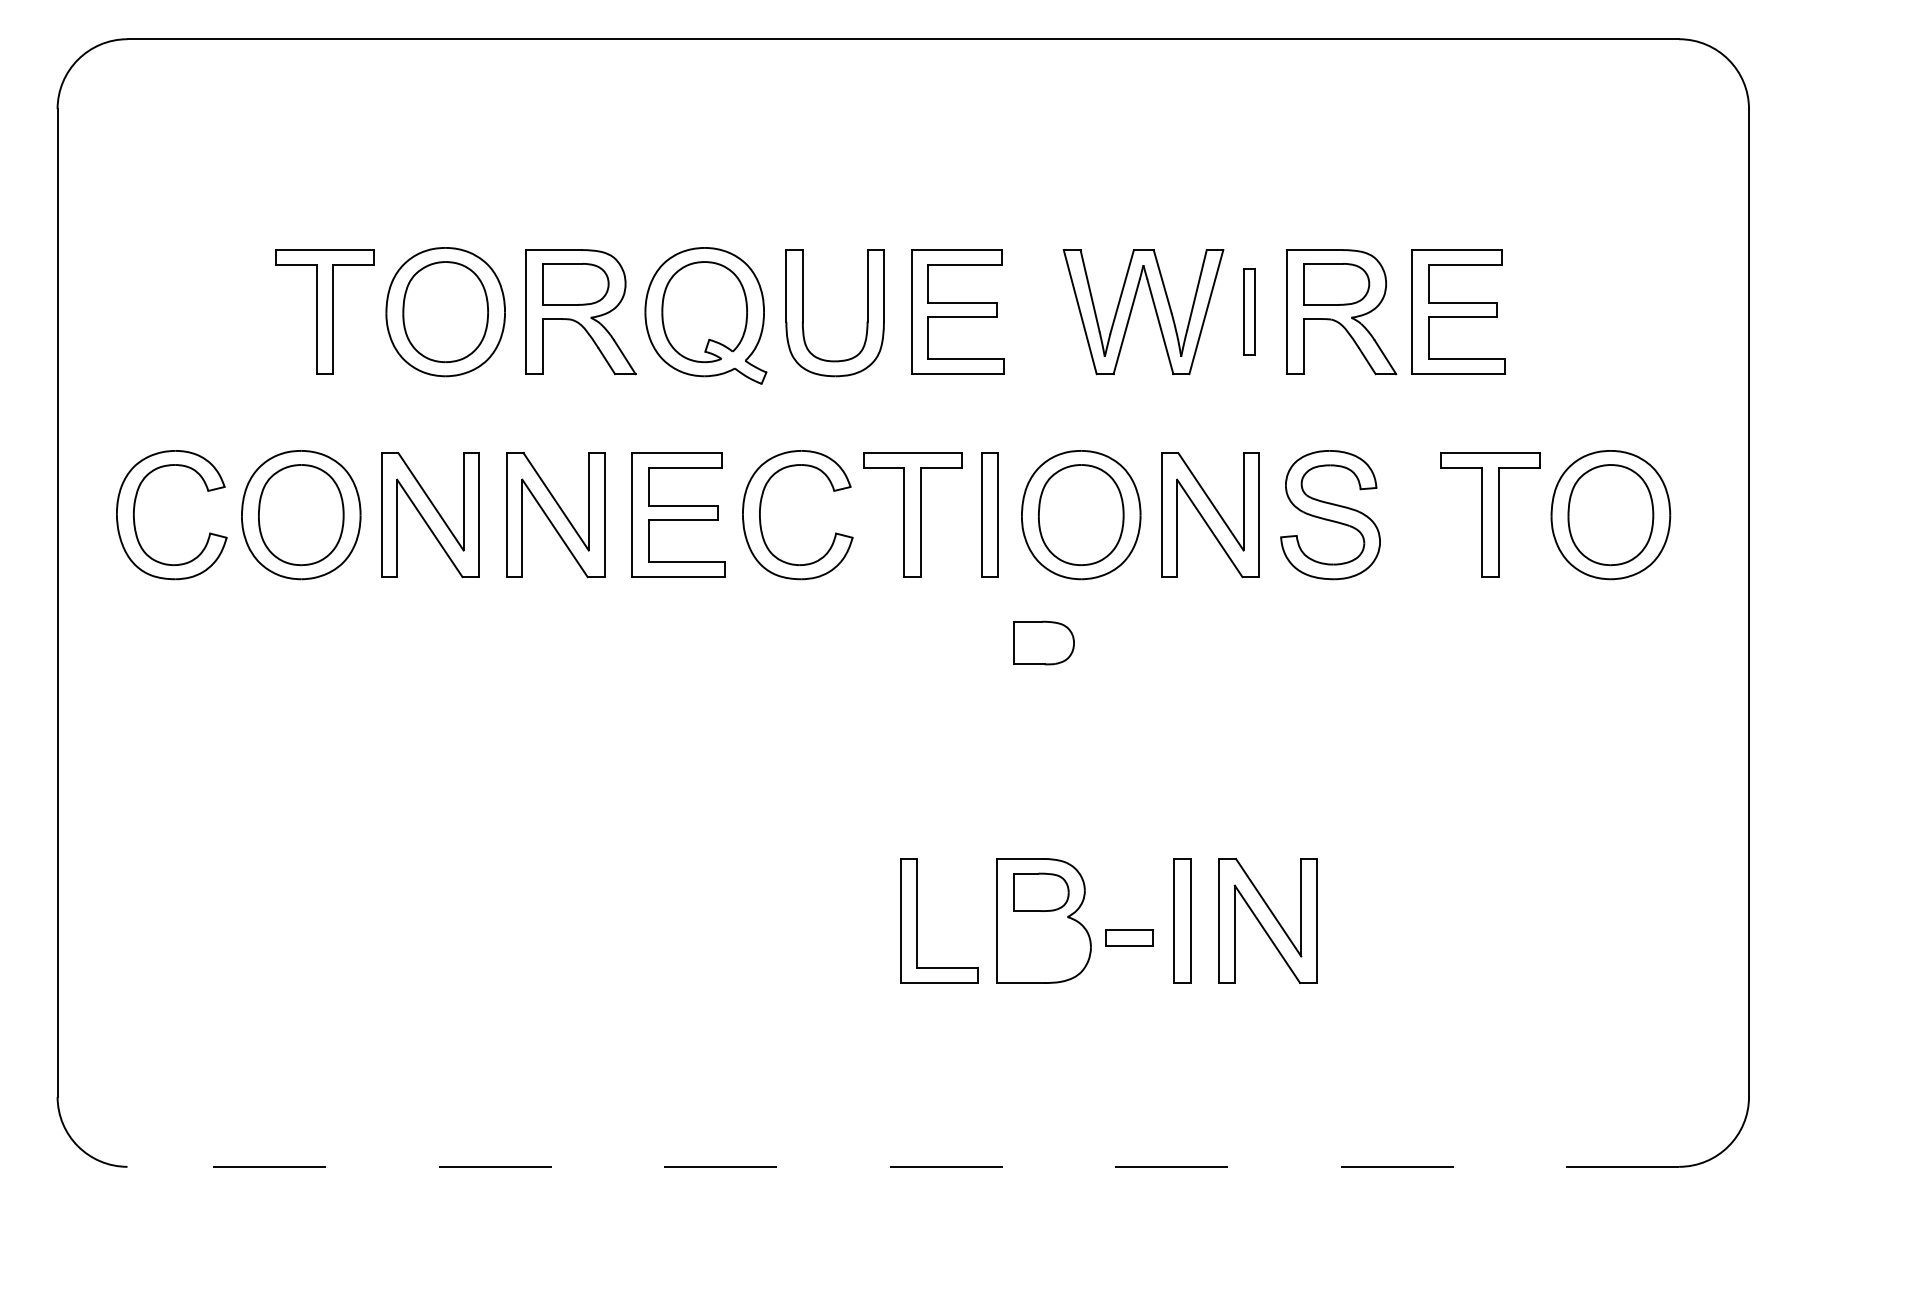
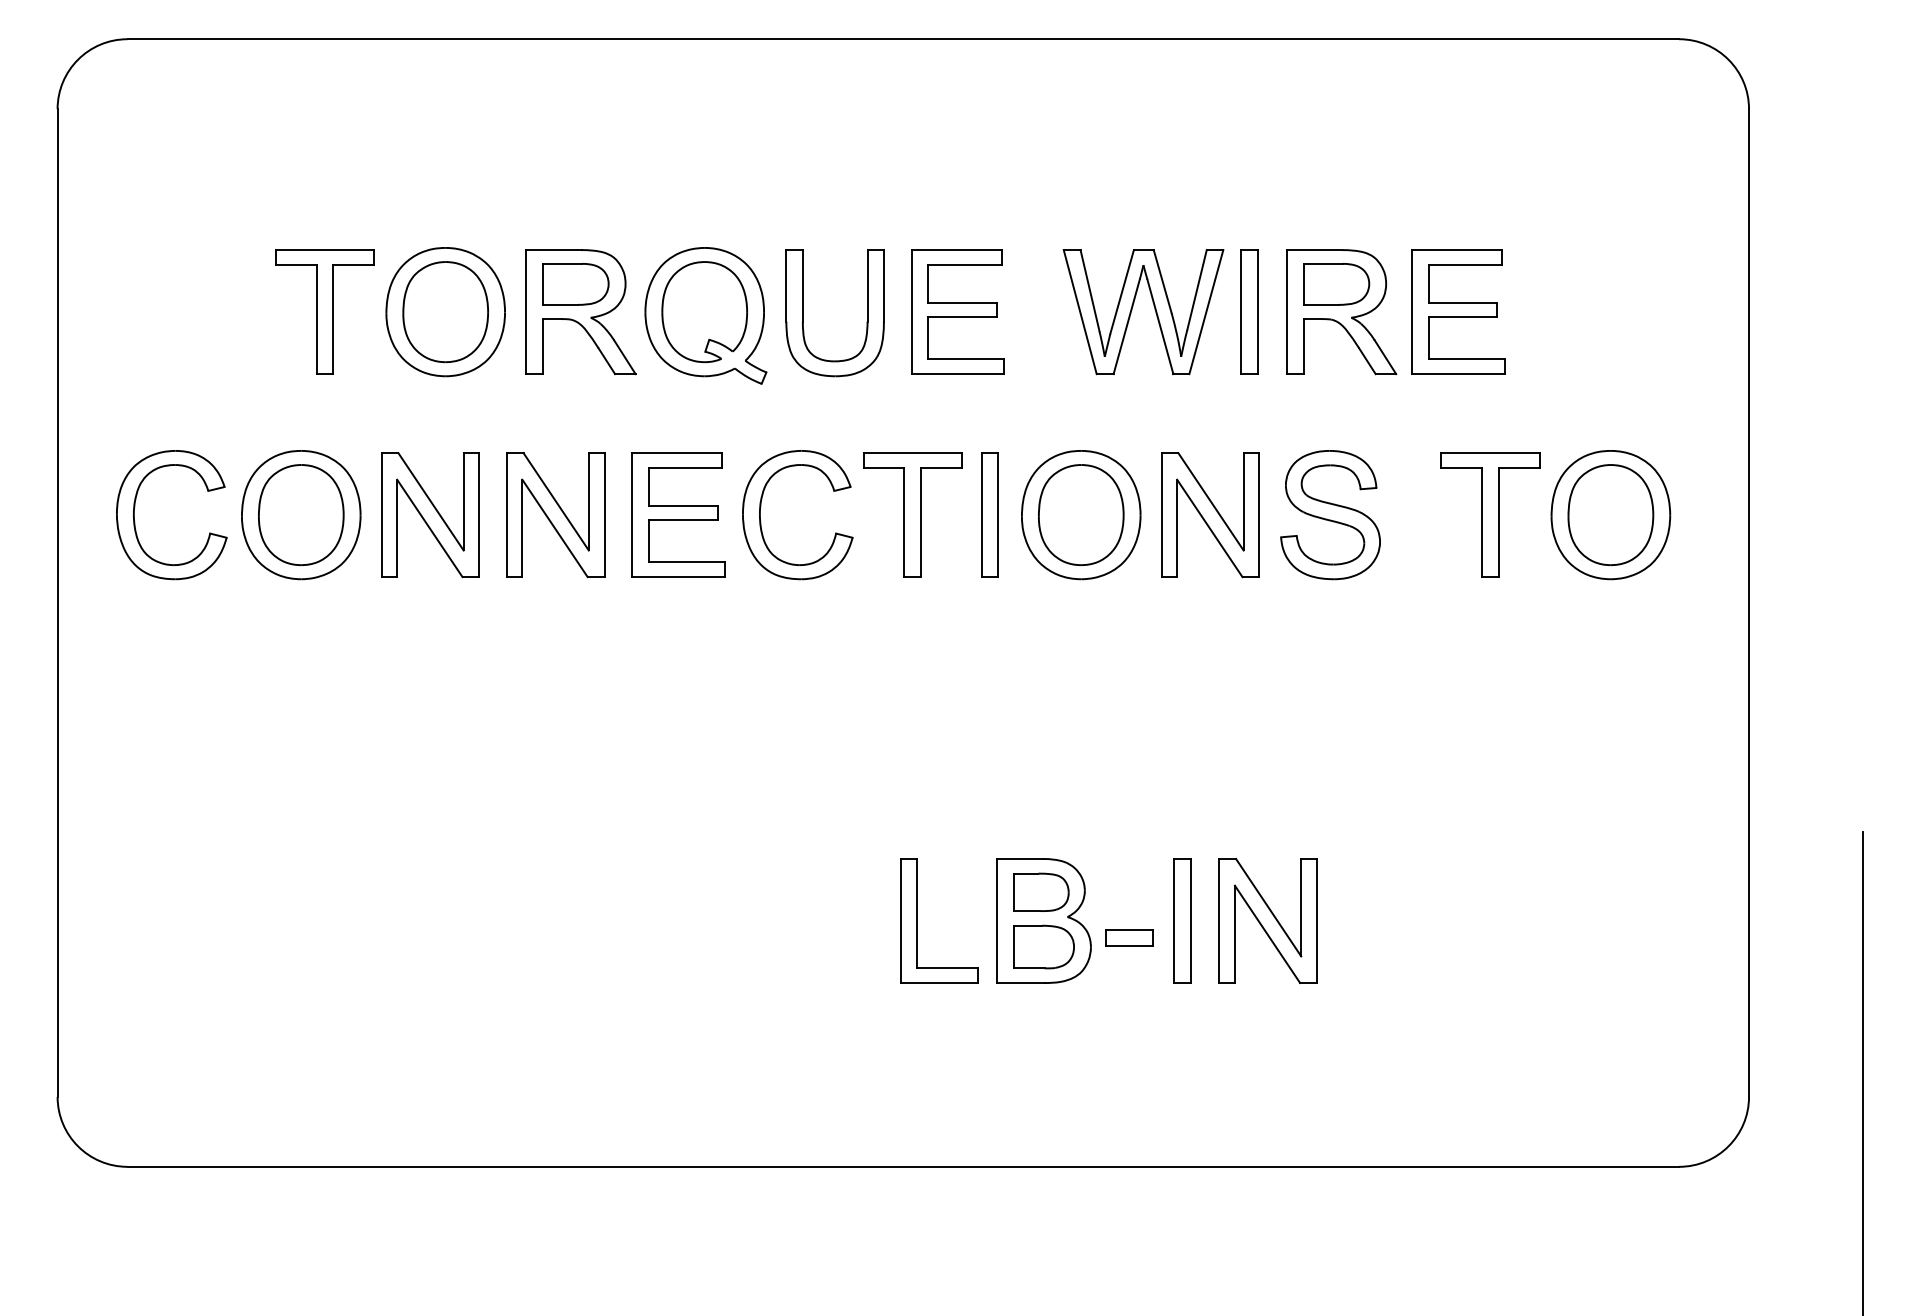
part size: 13x88 px -> 19x126 px (1249, 311)
part position: (1043, 642) -> (1043, 946) (1043, 946)
line: none -> present (1863, 1071)
line: dashed -> solid (903, 1166)
